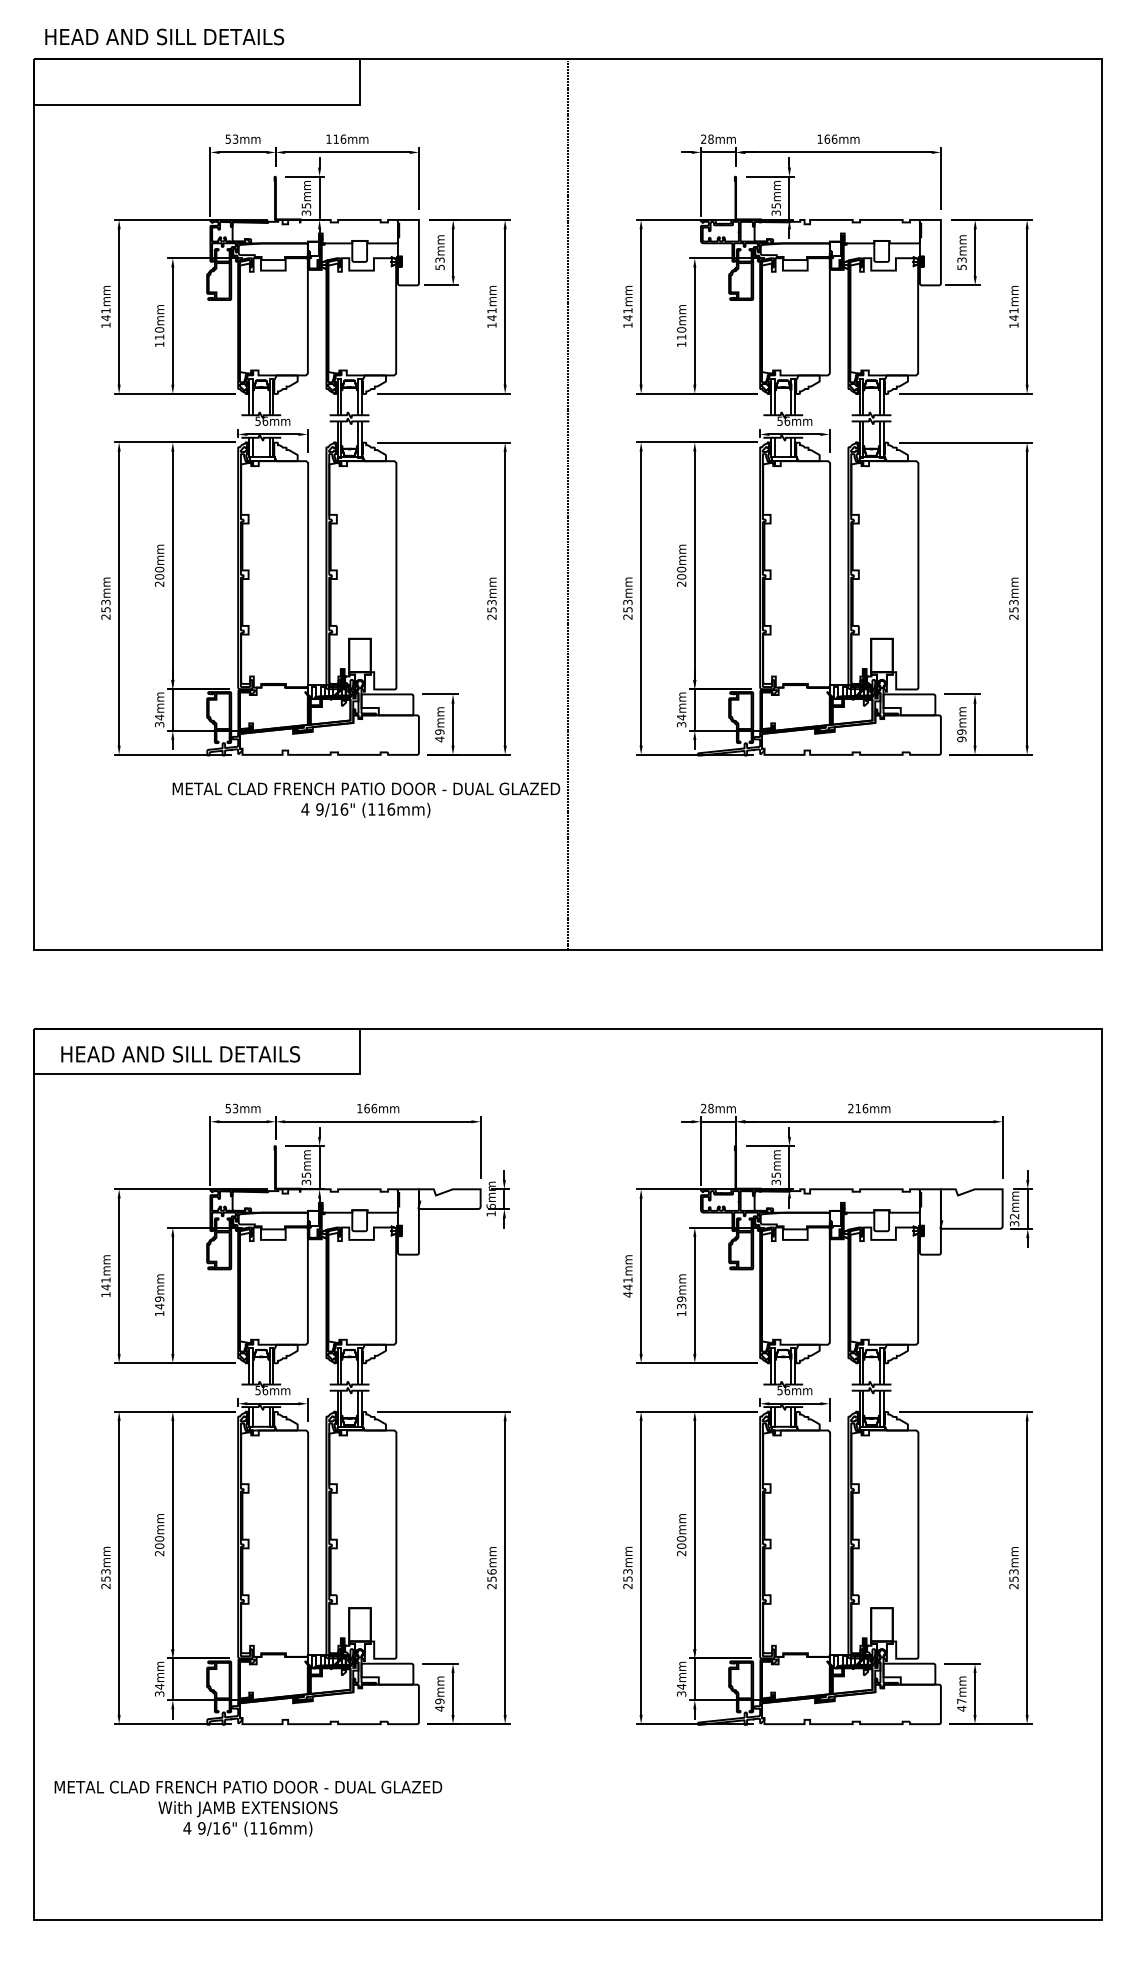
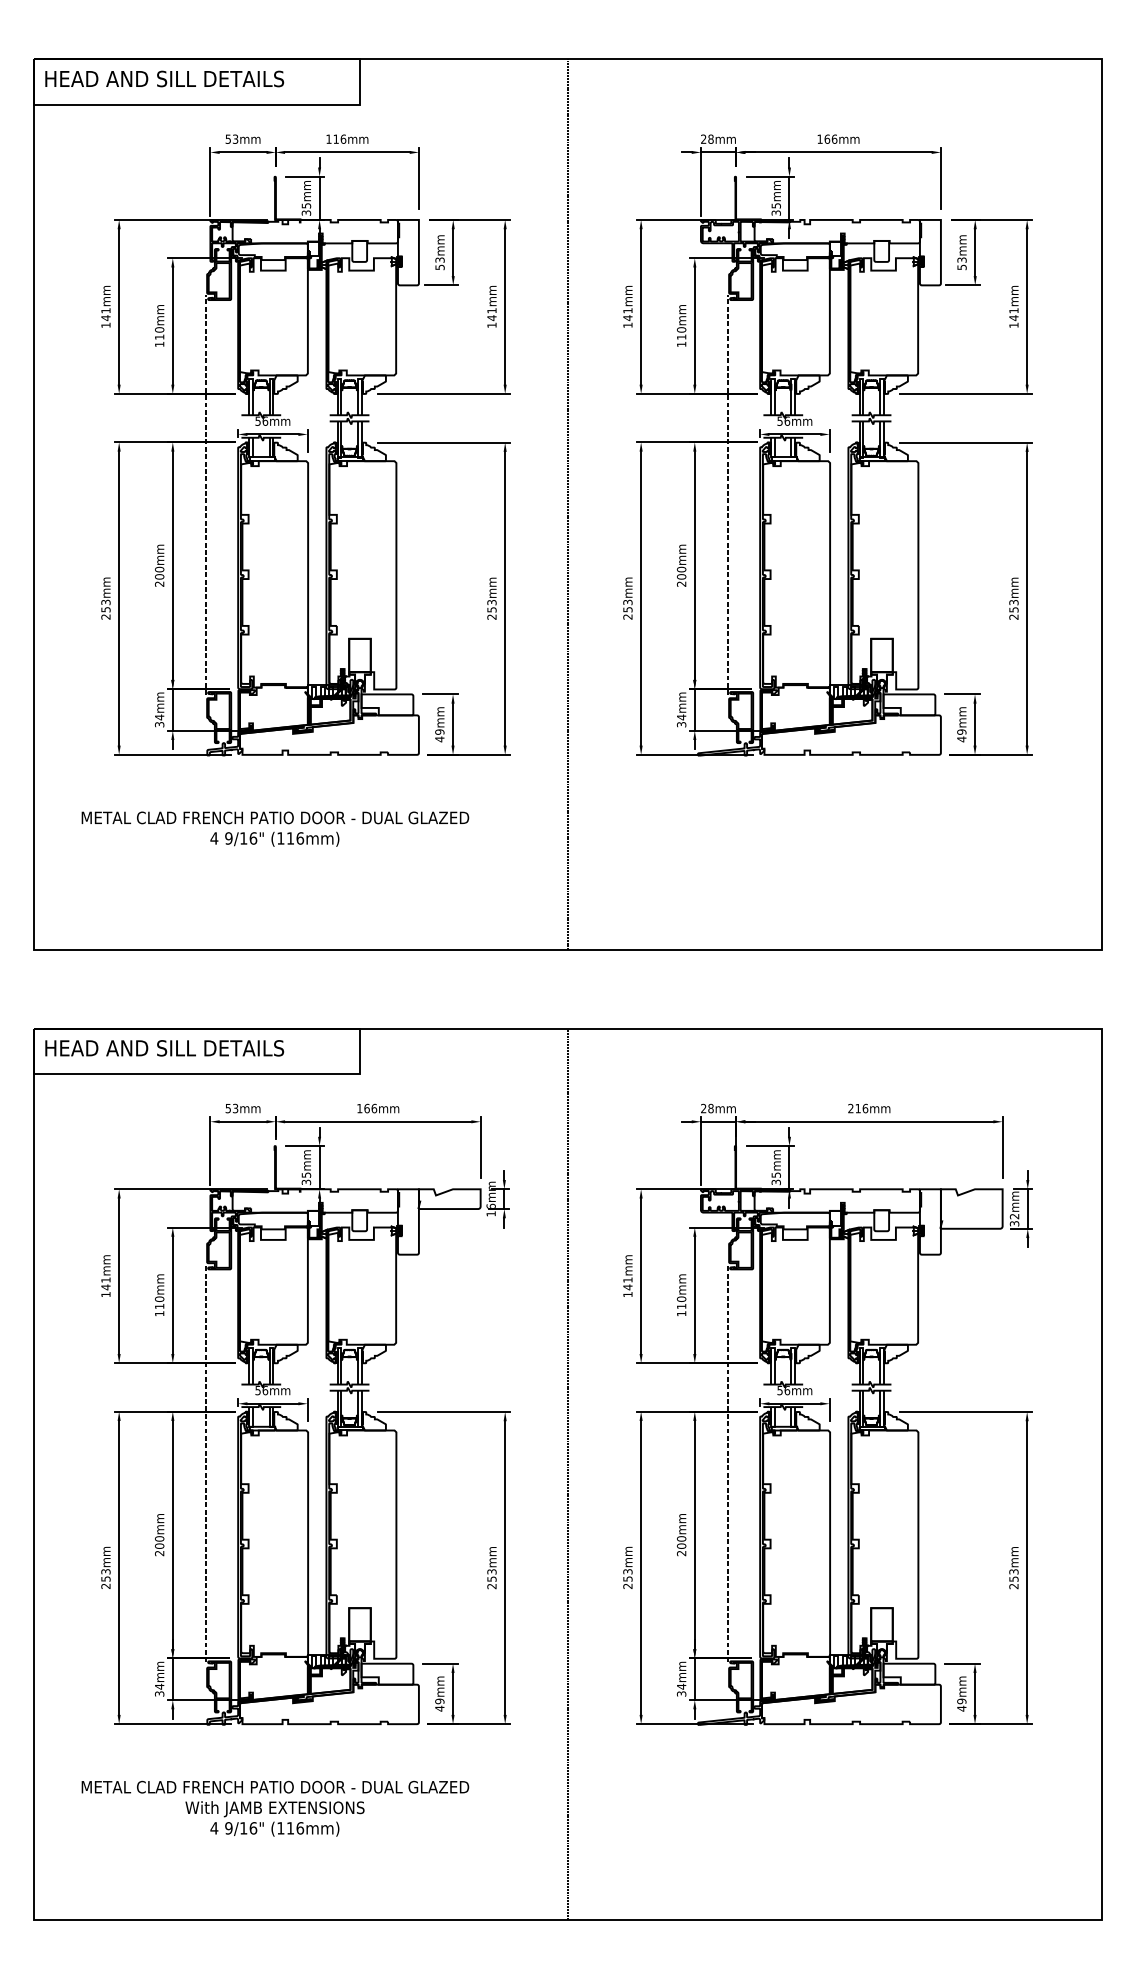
text position: (164, 36) -> (164, 78) (164, 78)
line: none -> present (206, 495)
line: none -> present (728, 495)
text: 99mm -> 49mm (961, 739)
text position: (366, 799) -> (275, 828) (275, 828)
text position: (180, 1054) -> (164, 1048) (164, 1048)
text: 441mm -> 141mm (627, 1294)
text: 149mm -> 110mm (159, 1302)
text: 139mm -> 110mm (681, 1302)
line: none -> present (206, 1464)
line: none -> present (728, 1464)
line: none -> present (568, 1473)
text: 256mm -> 253mm (491, 1571)
text: 47mm -> 49mm (961, 1701)
text position: (248, 1808) -> (275, 1808) (275, 1808)
